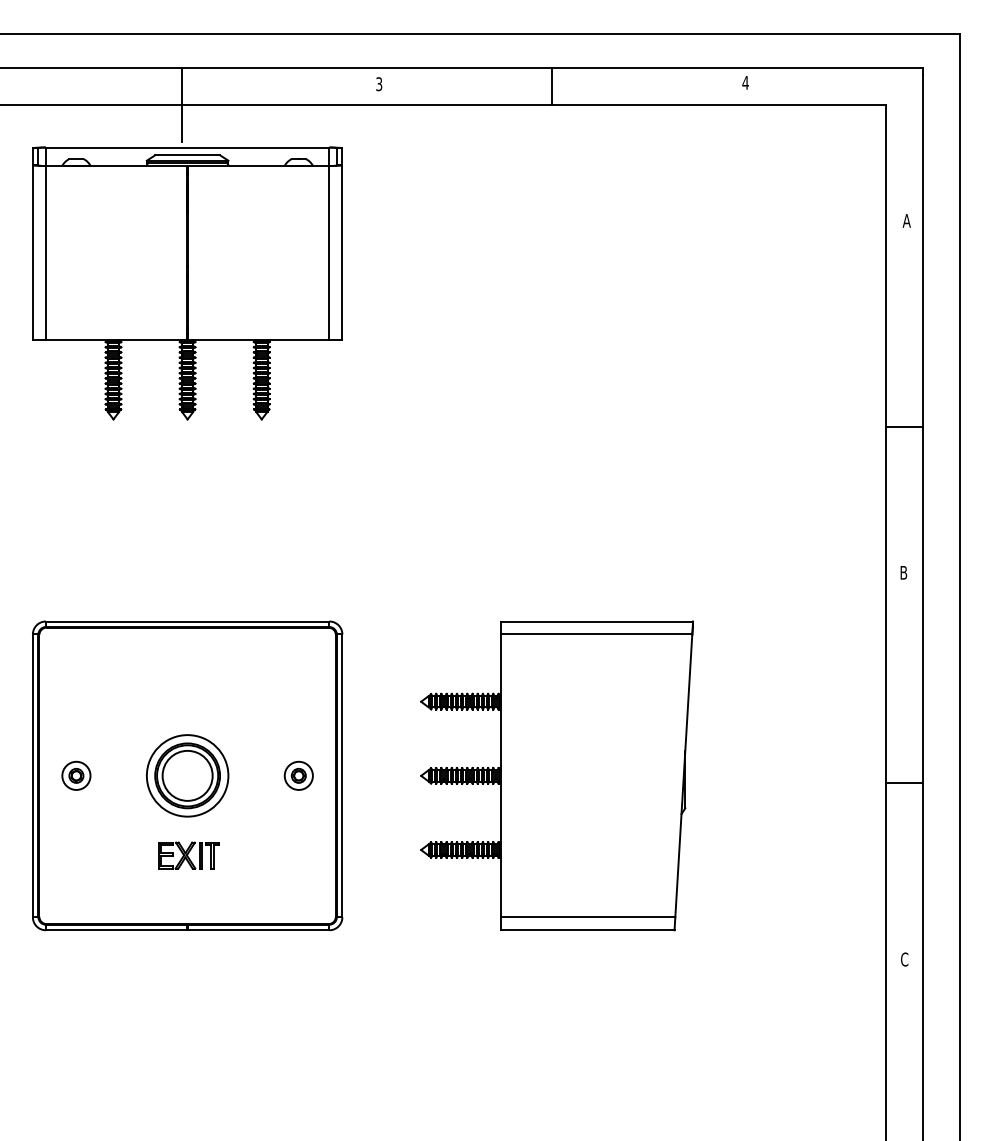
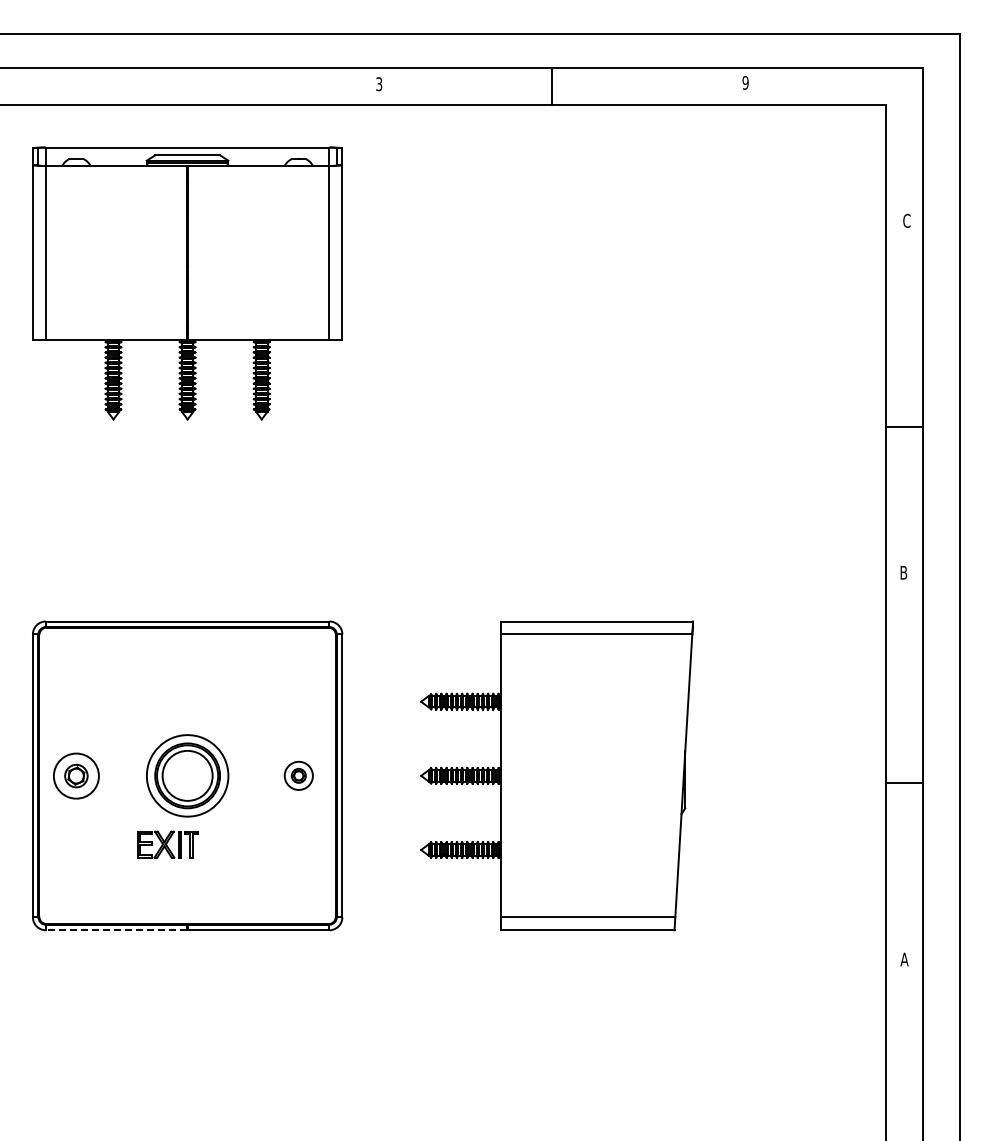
text: 4 -> 9 (745, 82)
line: present -> none (181, 104)
text: A -> C (906, 220)
part size: 31x31 px -> 47x48 px (76, 775)
part position: (188, 855) -> (167, 844) (167, 844)
line: solid -> dashed (116, 930)
text: C -> A (904, 959)
